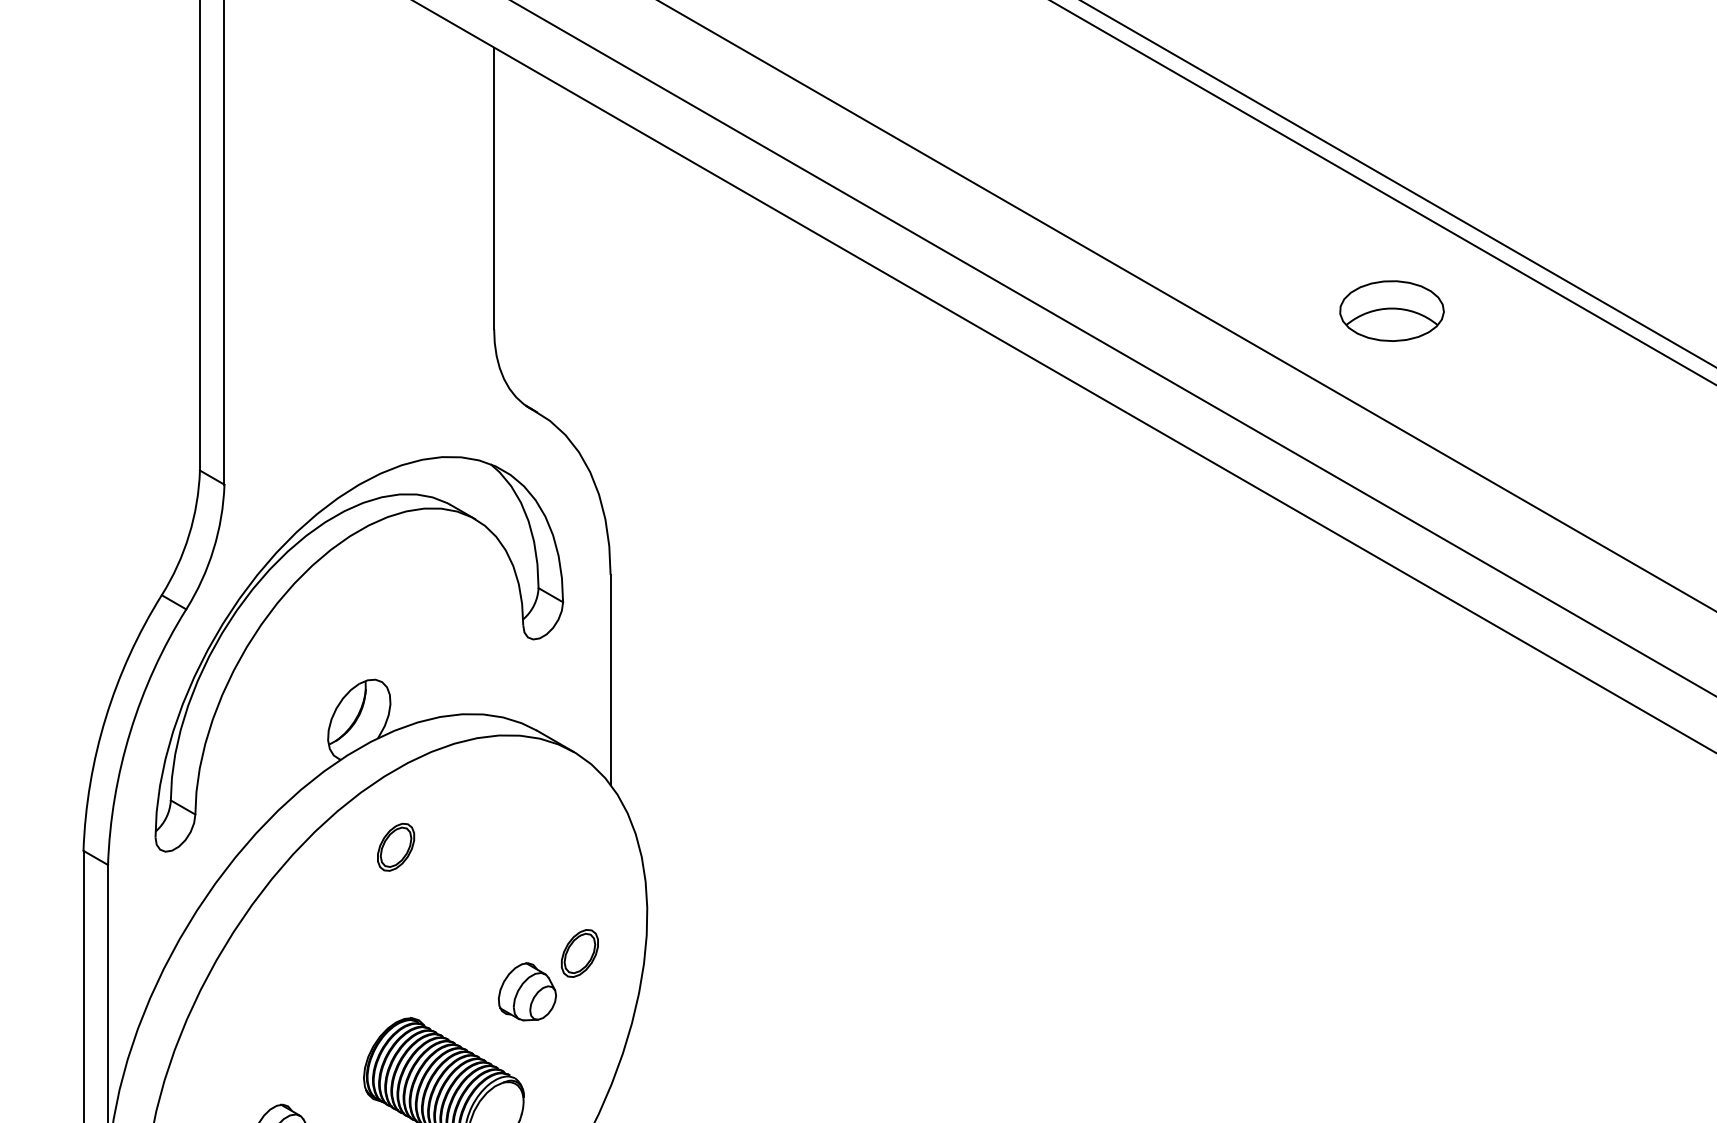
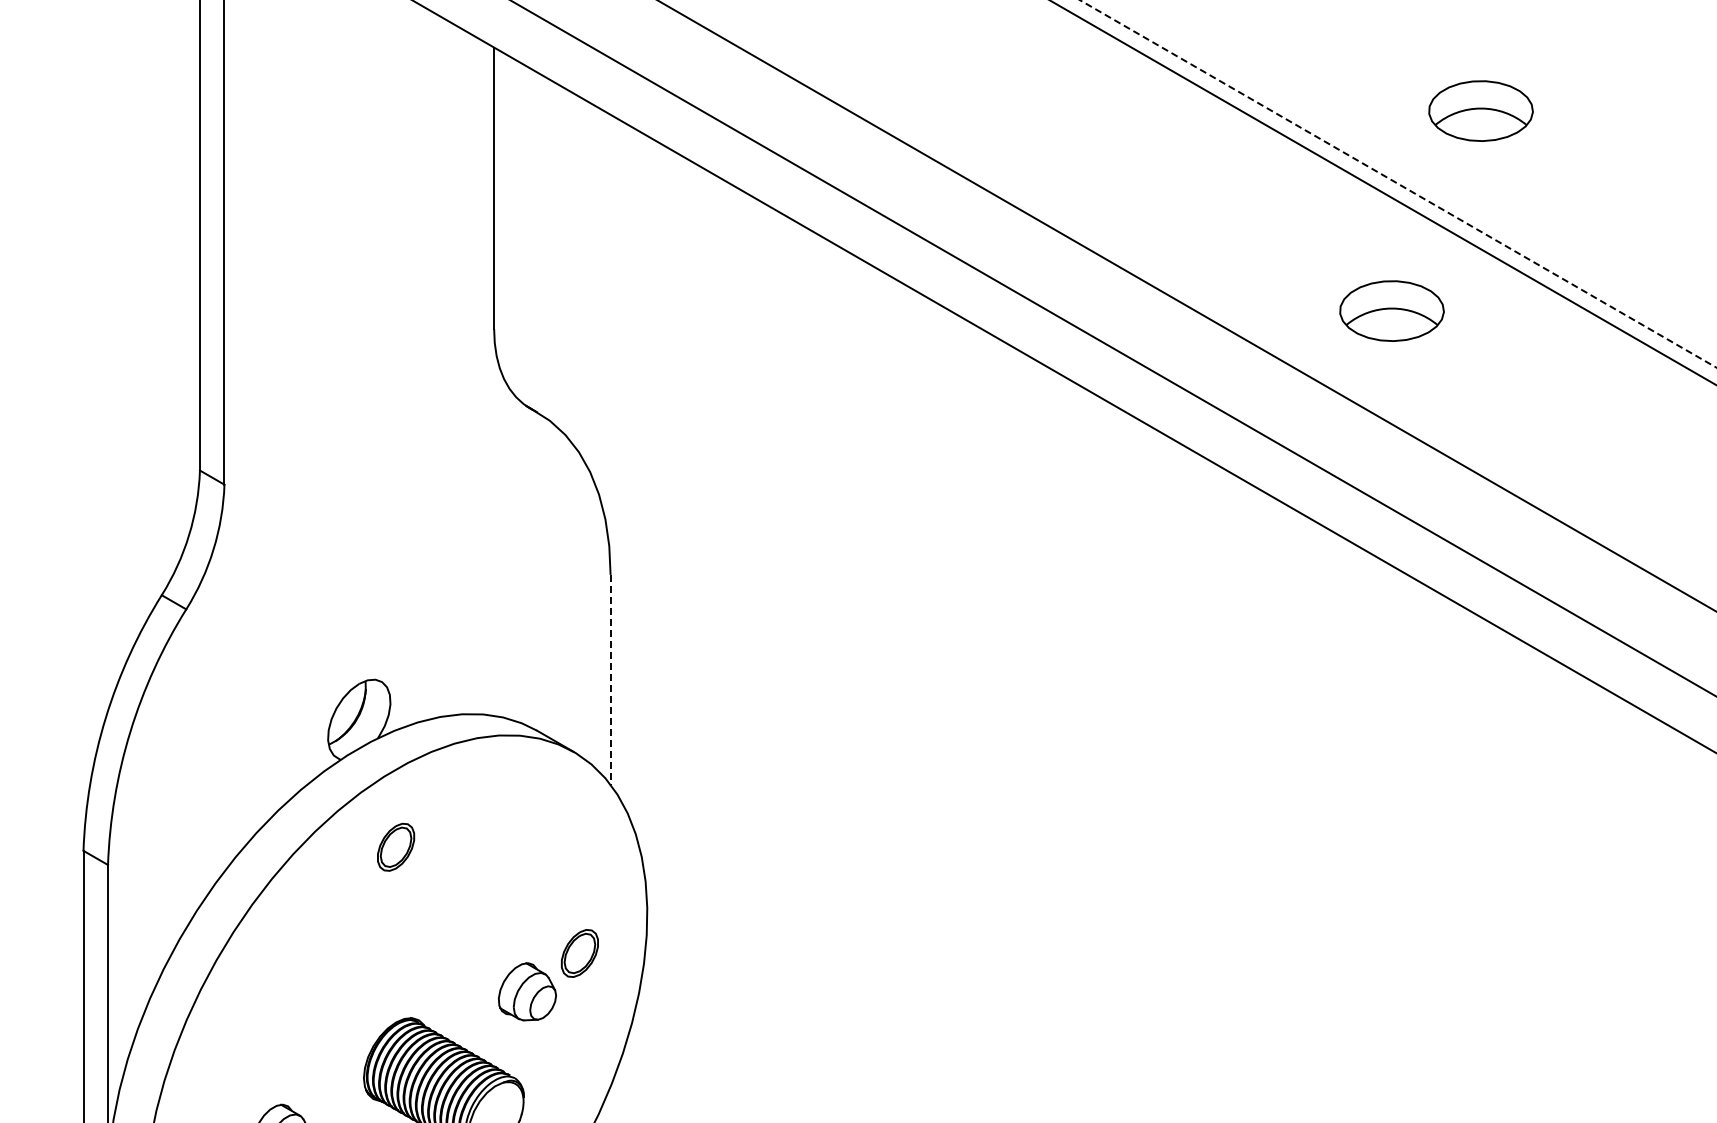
part: none -> present (1480, 110)
line: solid -> dashed (1397, 183)
part: present -> none (287, 593)
line: solid -> dashed (610, 679)
